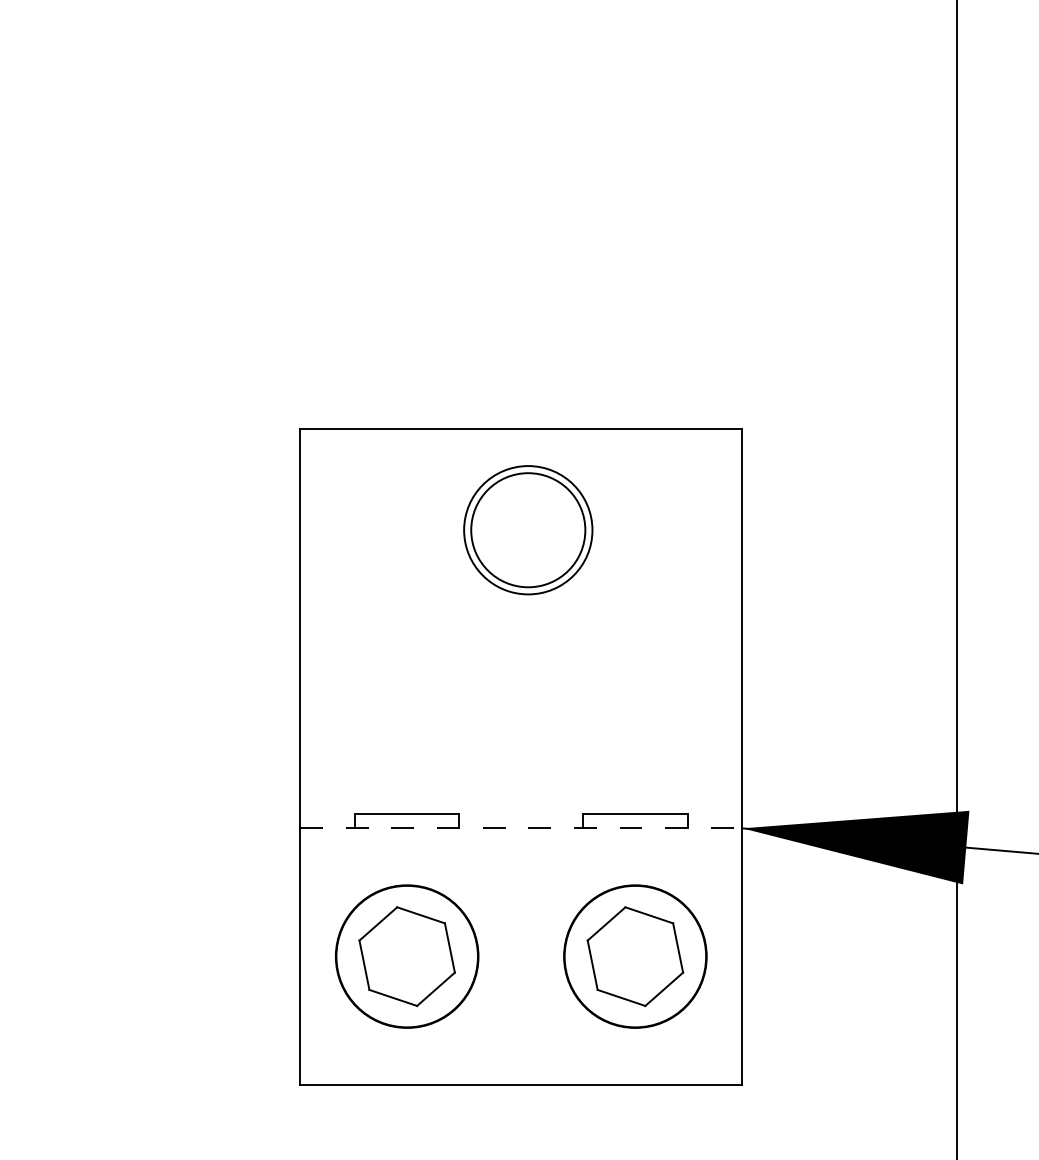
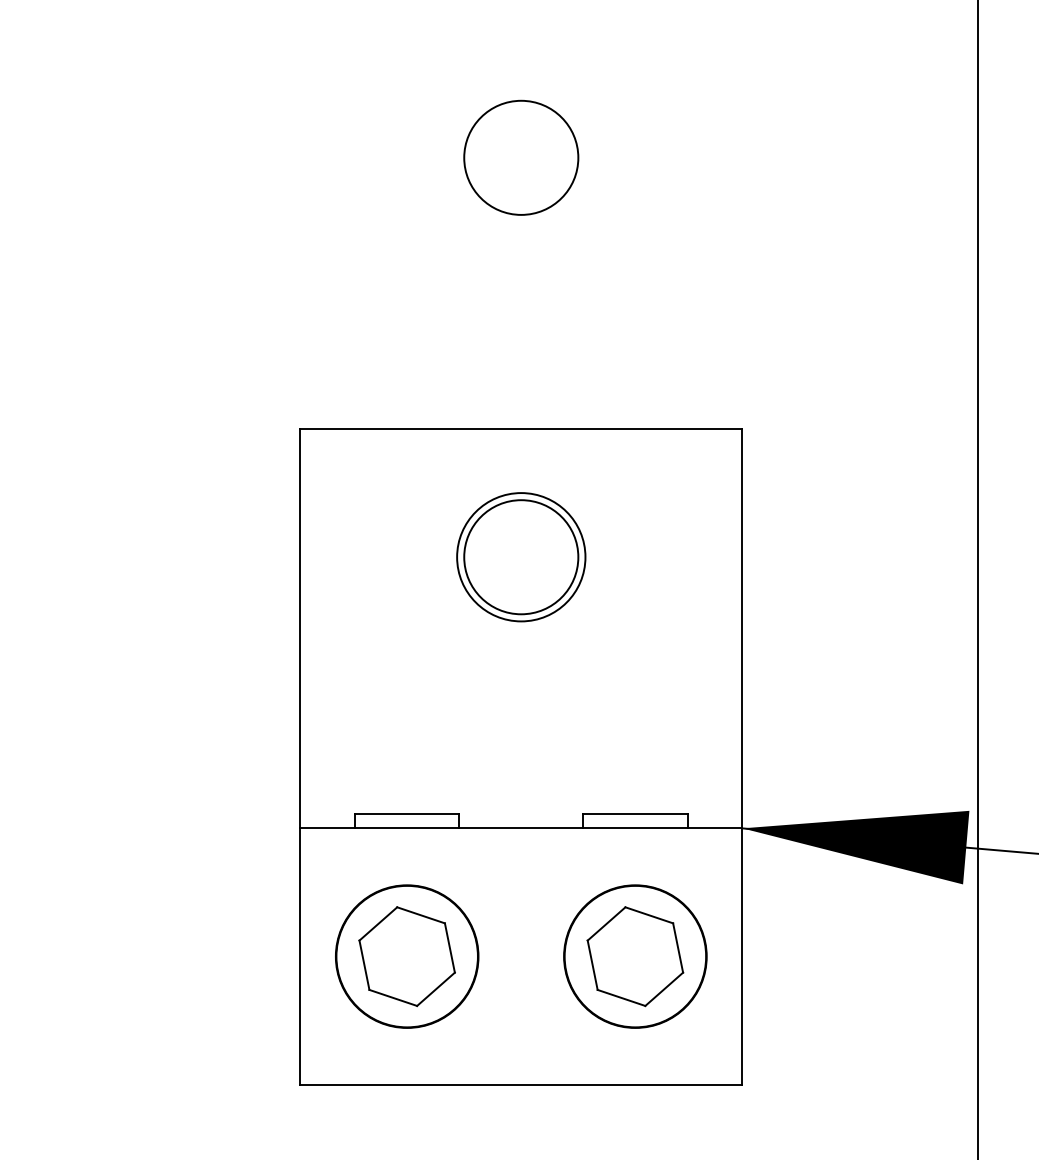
circle: none -> present (521, 157)
part position: (528, 530) -> (521, 557) (521, 557)
line position: (956, 579) -> (977, 579) (977, 579)
line: dashed -> solid (521, 828)
